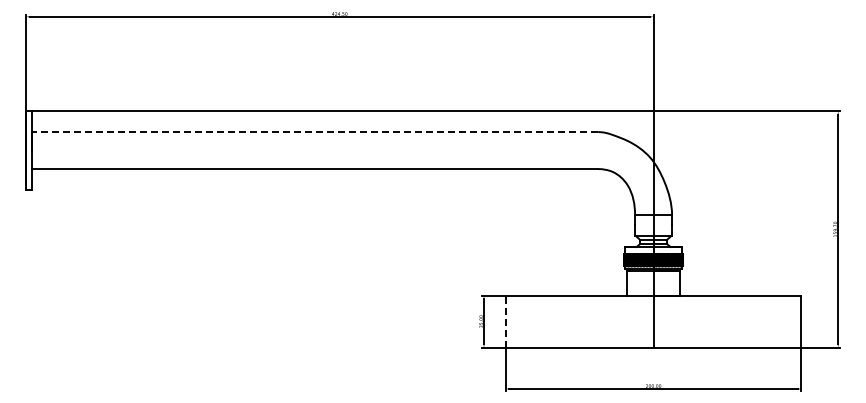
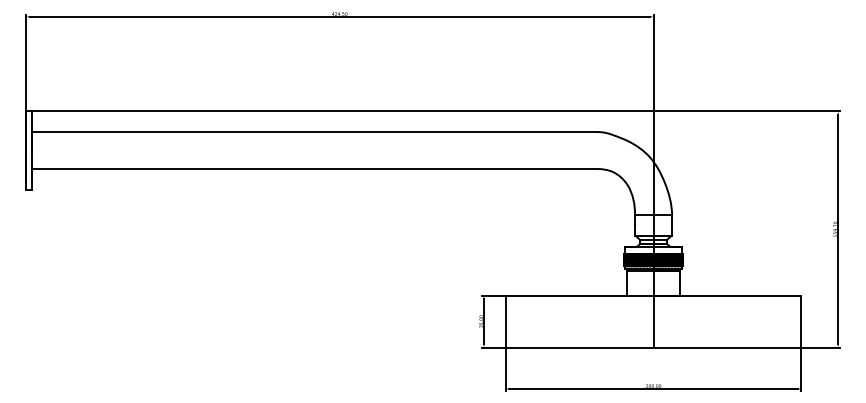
line: dashed -> solid (314, 132)
line: dashed -> solid (505, 321)
